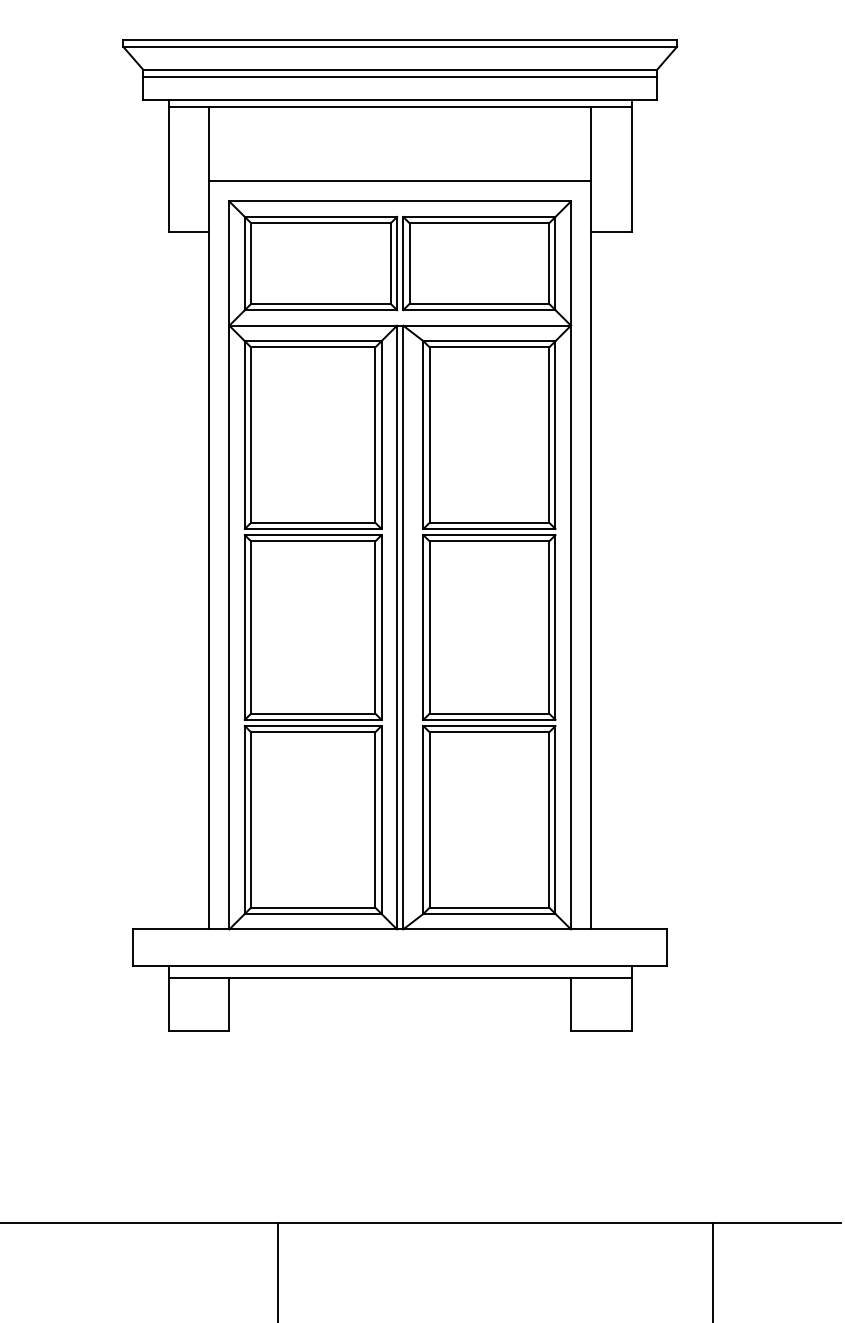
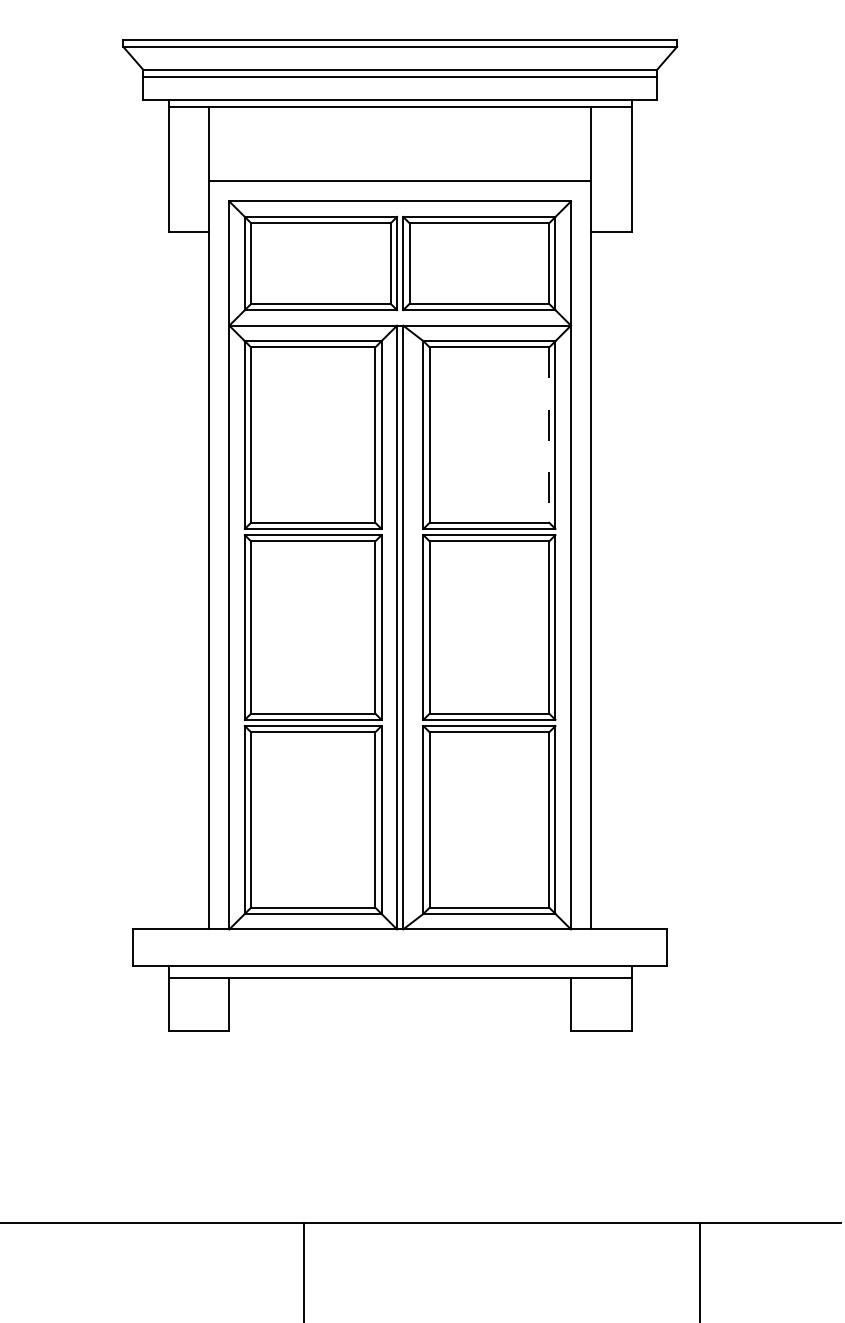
line: solid -> dashed (549, 435)
line position: (278, 1270) -> (304, 1270) (304, 1270)
line position: (712, 1270) -> (699, 1270) (699, 1270)
